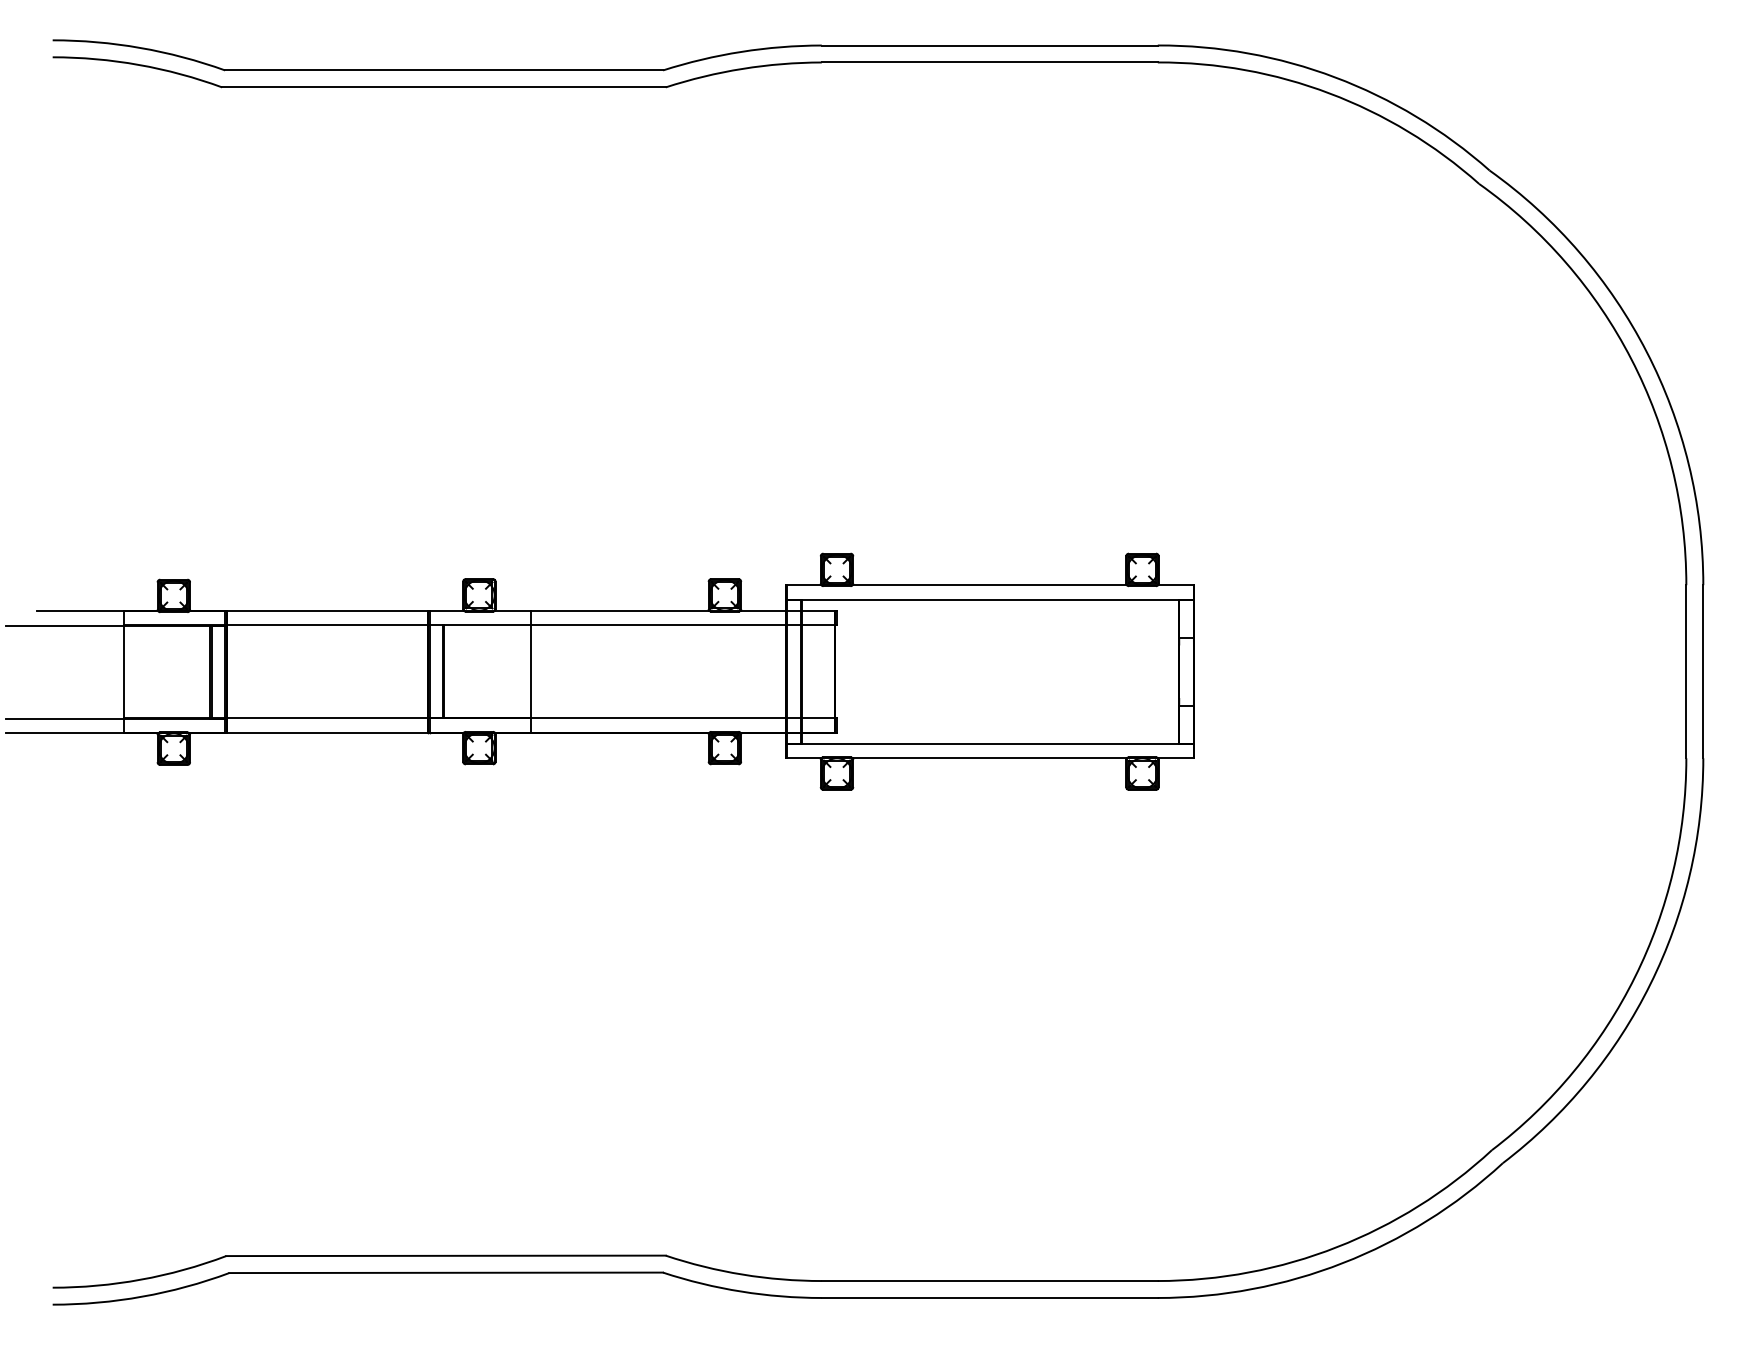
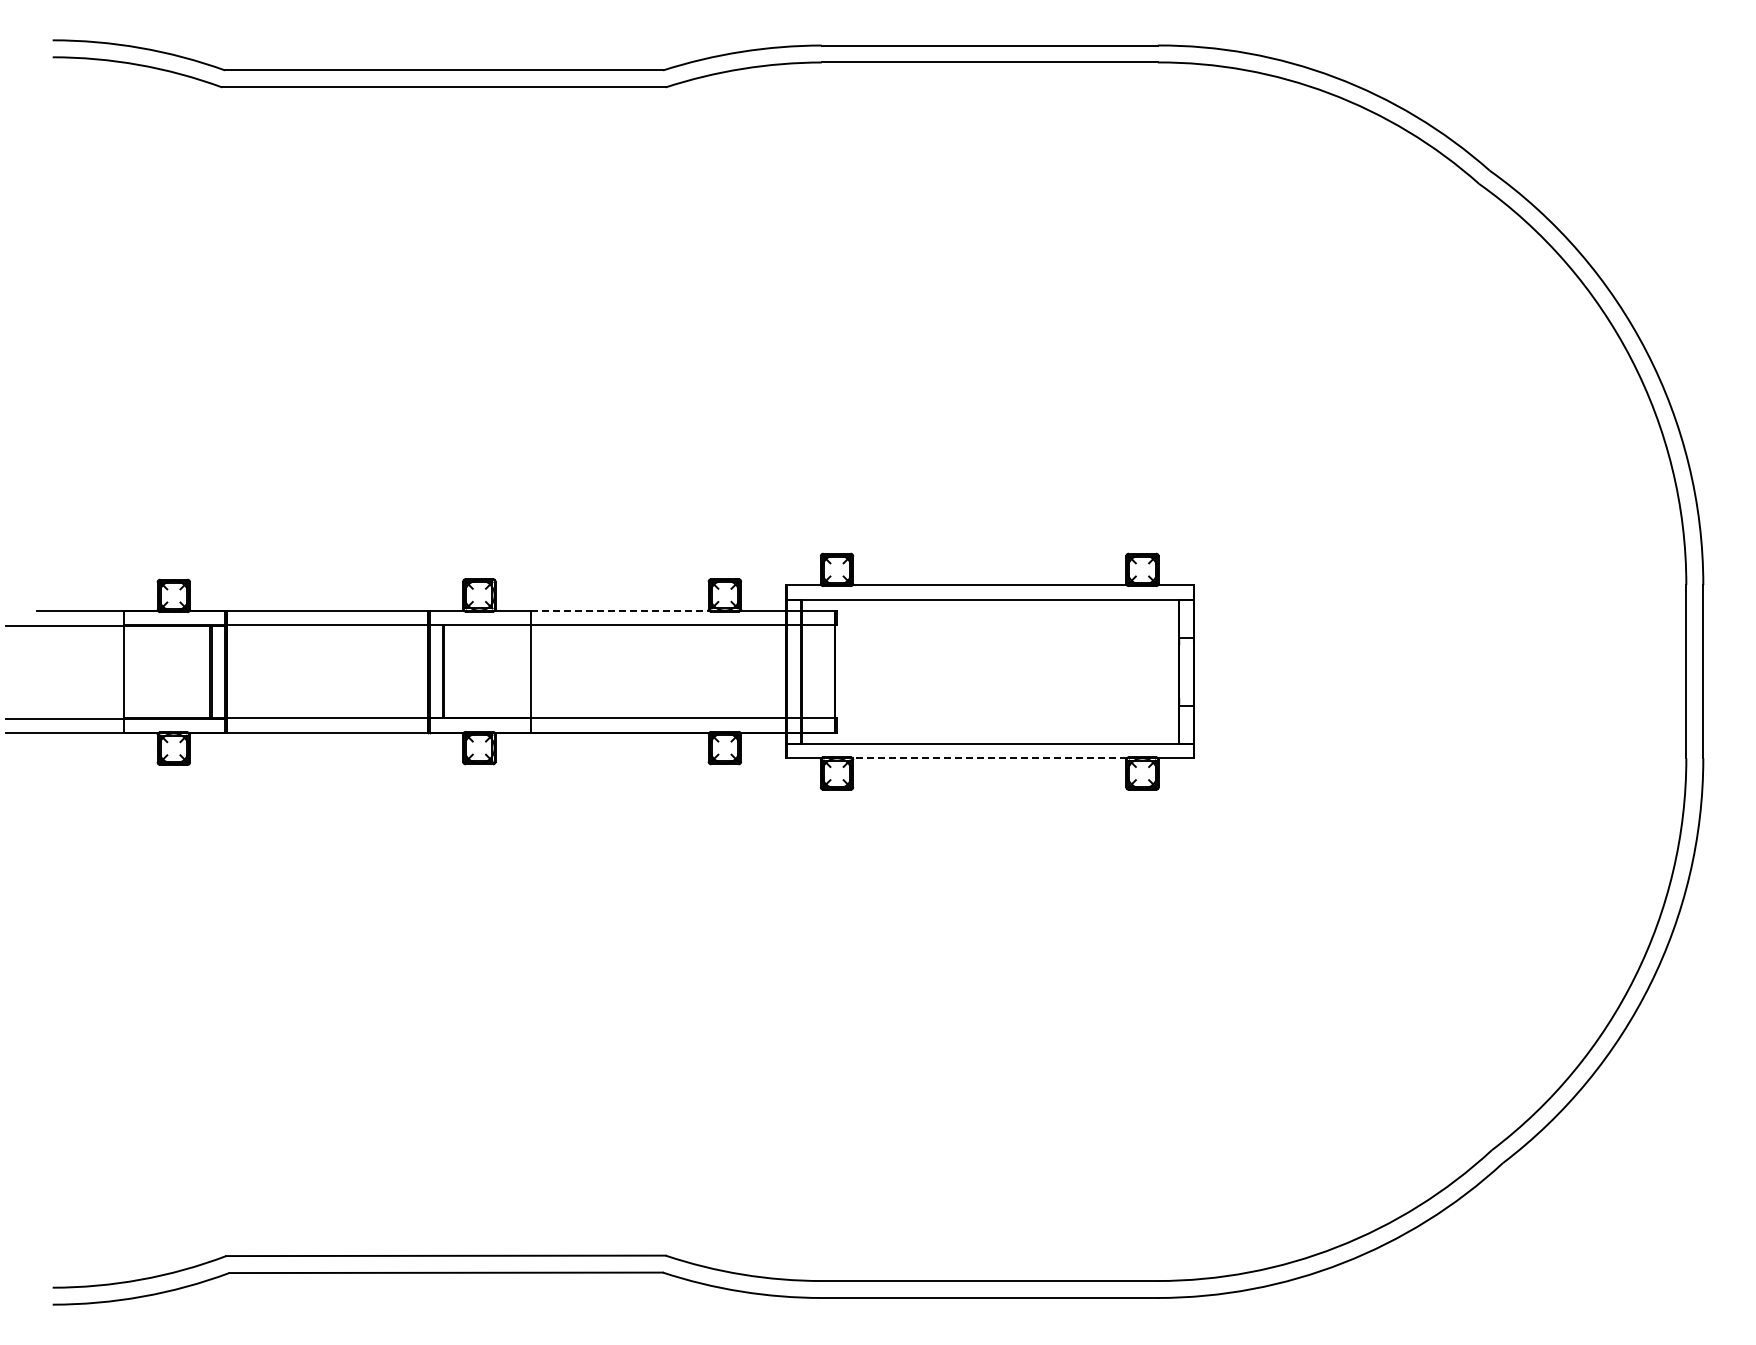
line: solid -> dashed (620, 610)
line: solid -> dashed (989, 758)
